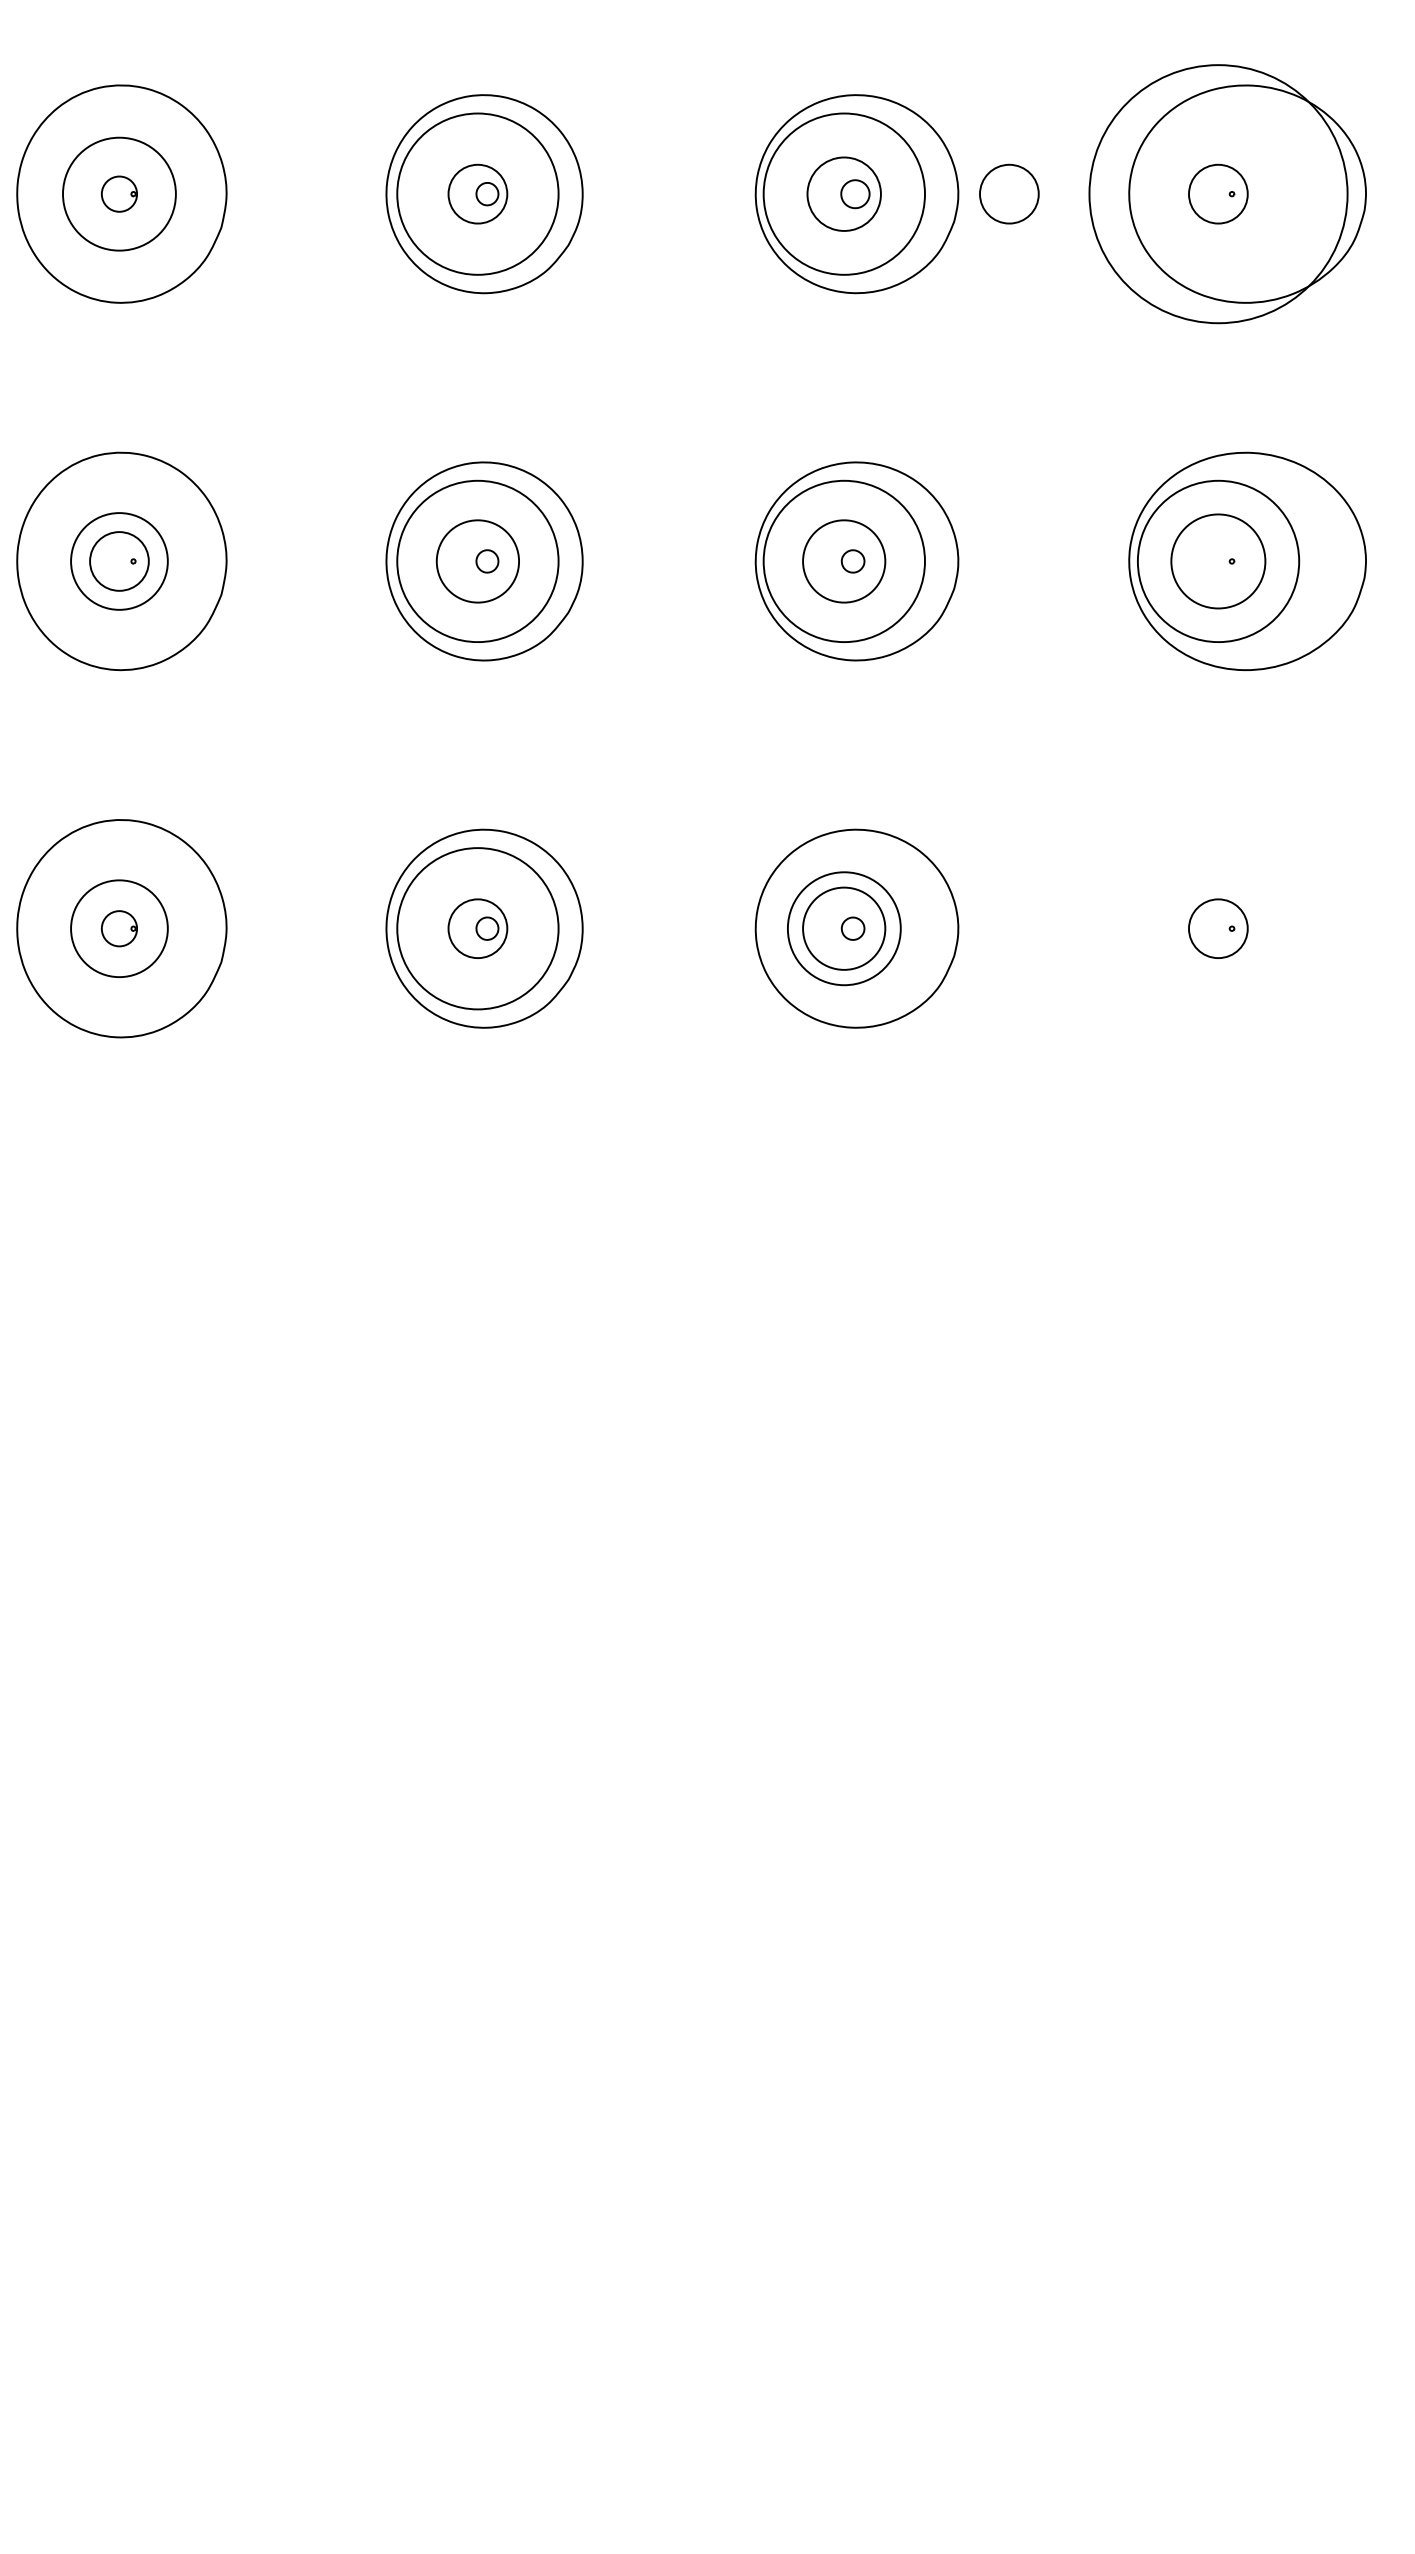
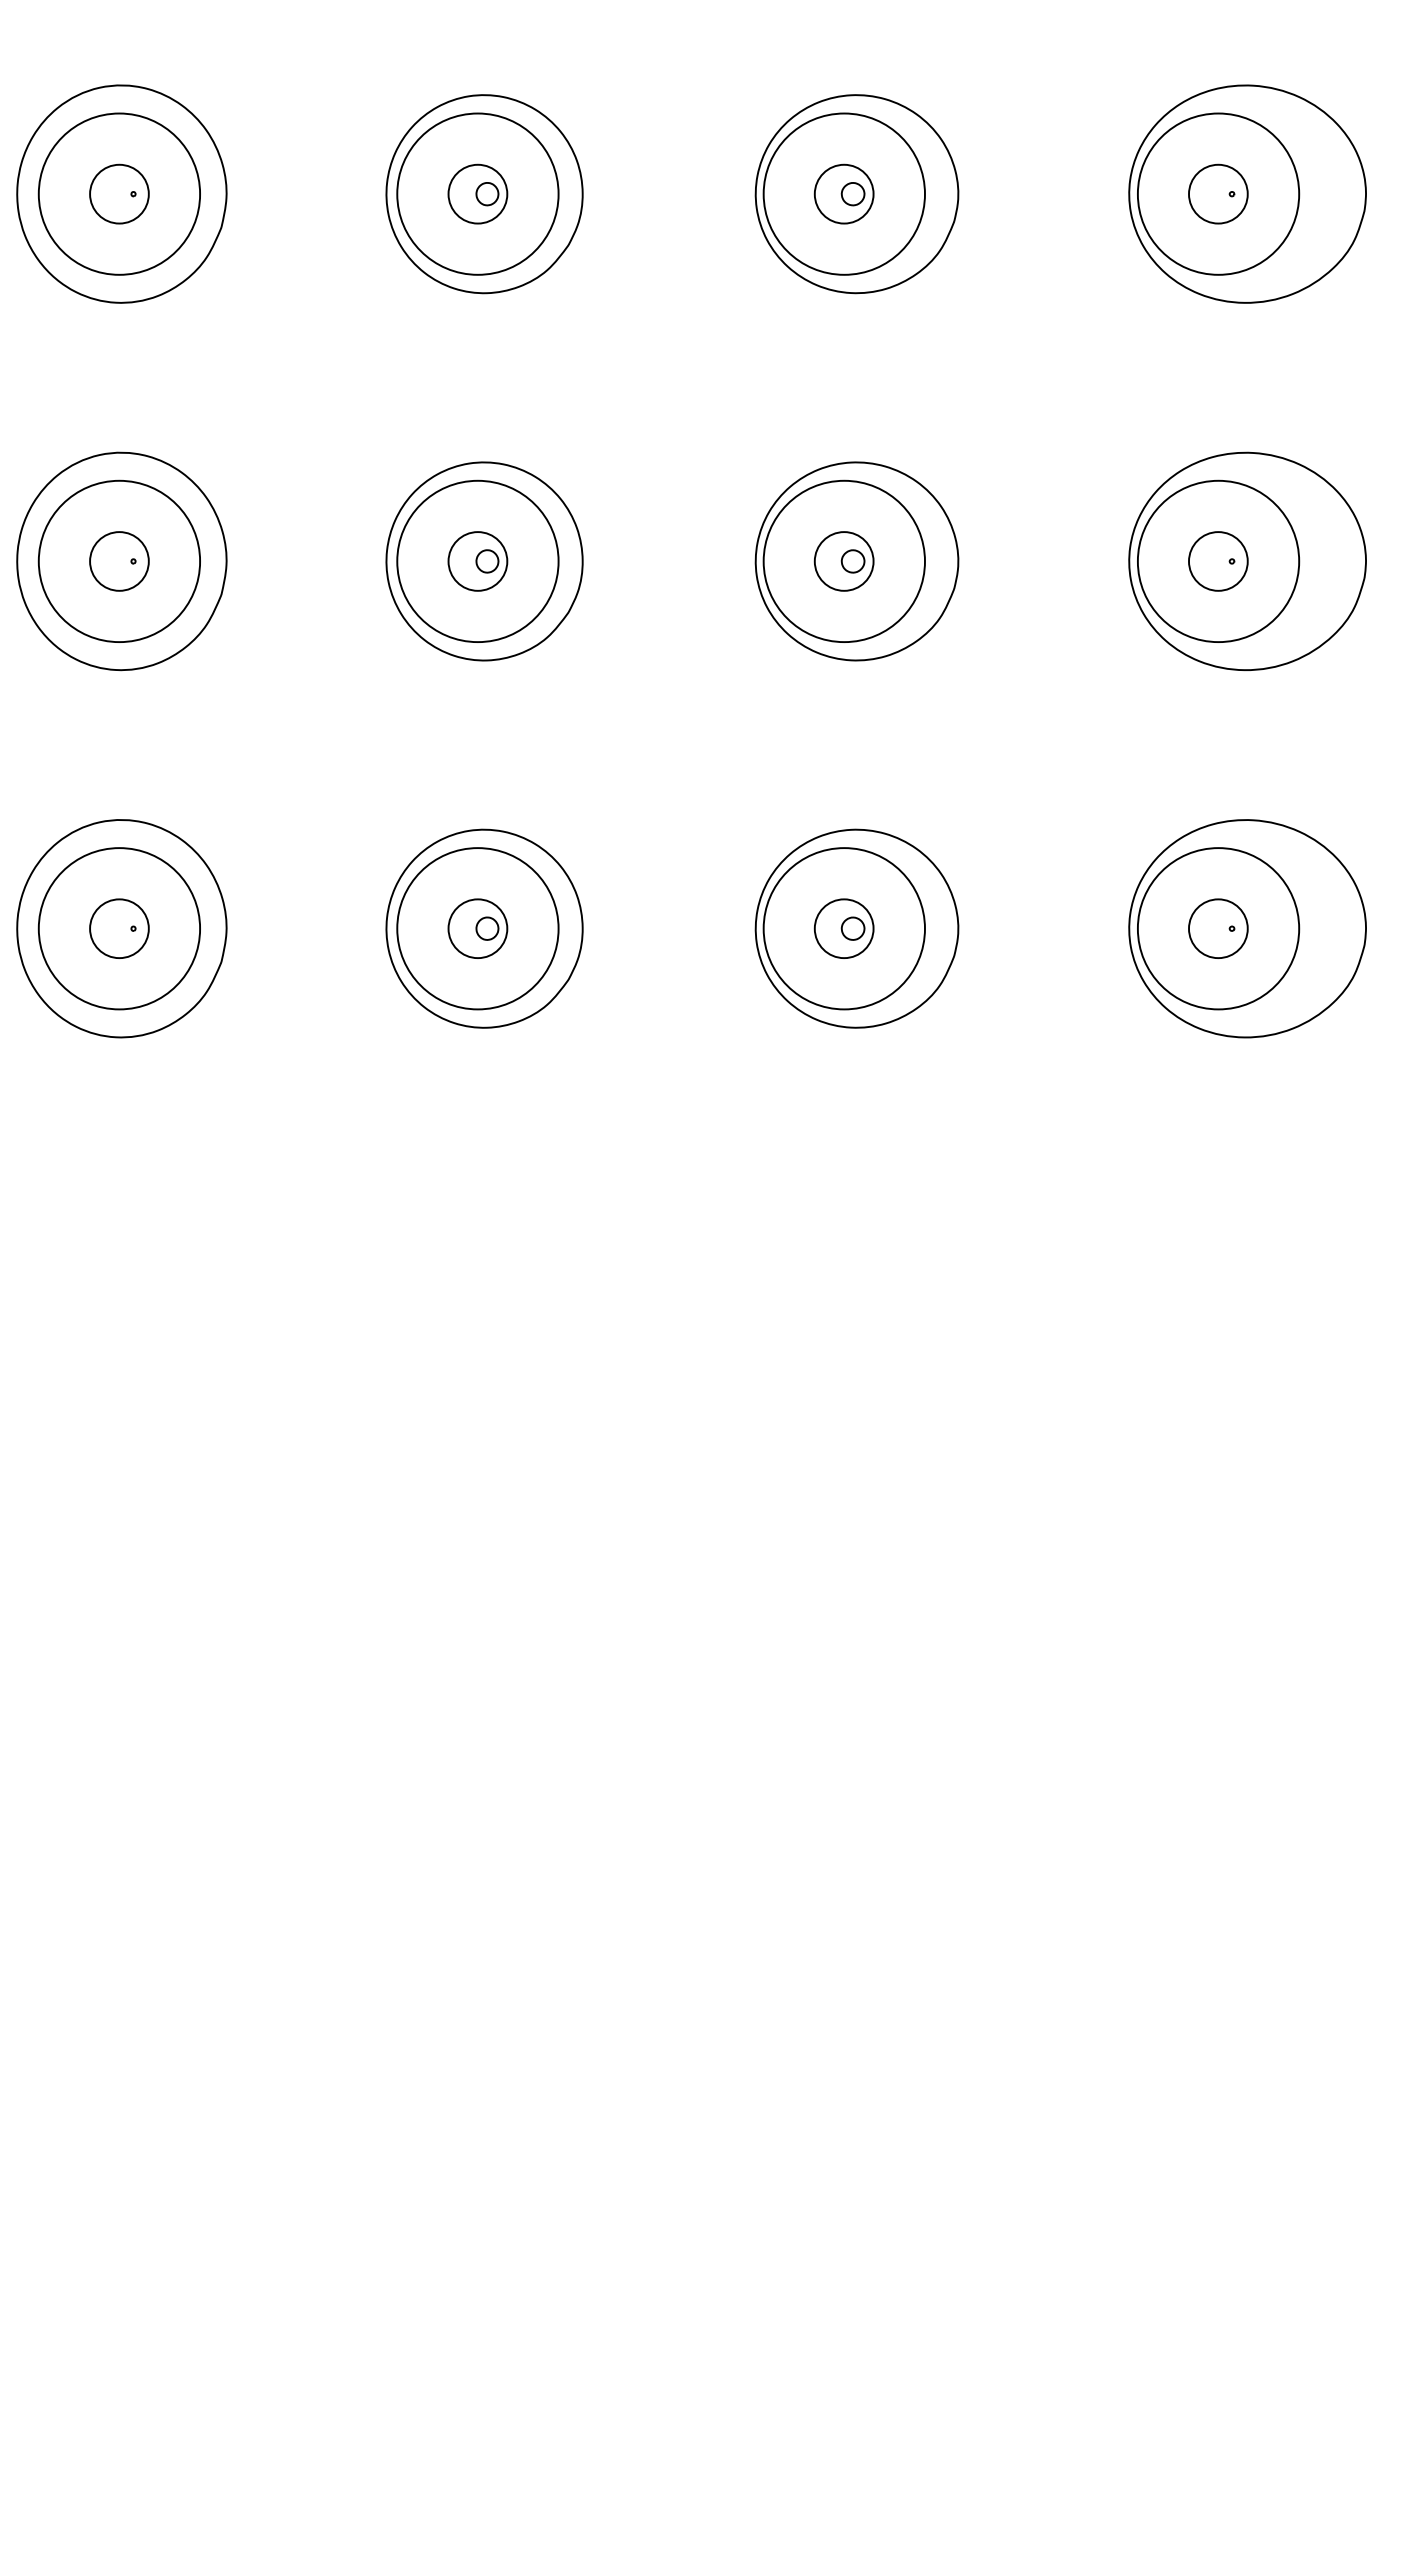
circle diameter: 113 px -> 161 px (119, 193)
circle diameter: 35 px -> 59 px (119, 193)
part size: 76x76 px -> 62x62 px (843, 193)
circle: present -> none (1009, 193)
circle diameter: 258 px -> 161 px (1218, 193)
circle diameter: 97 px -> 161 px (119, 561)
circle diameter: 82 px -> 59 px (477, 561)
circle diameter: 82 px -> 59 px (843, 561)
circle diameter: 94 px -> 59 px (1217, 561)
circle diameter: 35 px -> 59 px (119, 928)
circle diameter: 97 px -> 161 px (119, 928)
circle diameter: 113 px -> 161 px (843, 928)
circle diameter: 82 px -> 59 px (843, 928)
part: none -> present (1247, 928)
